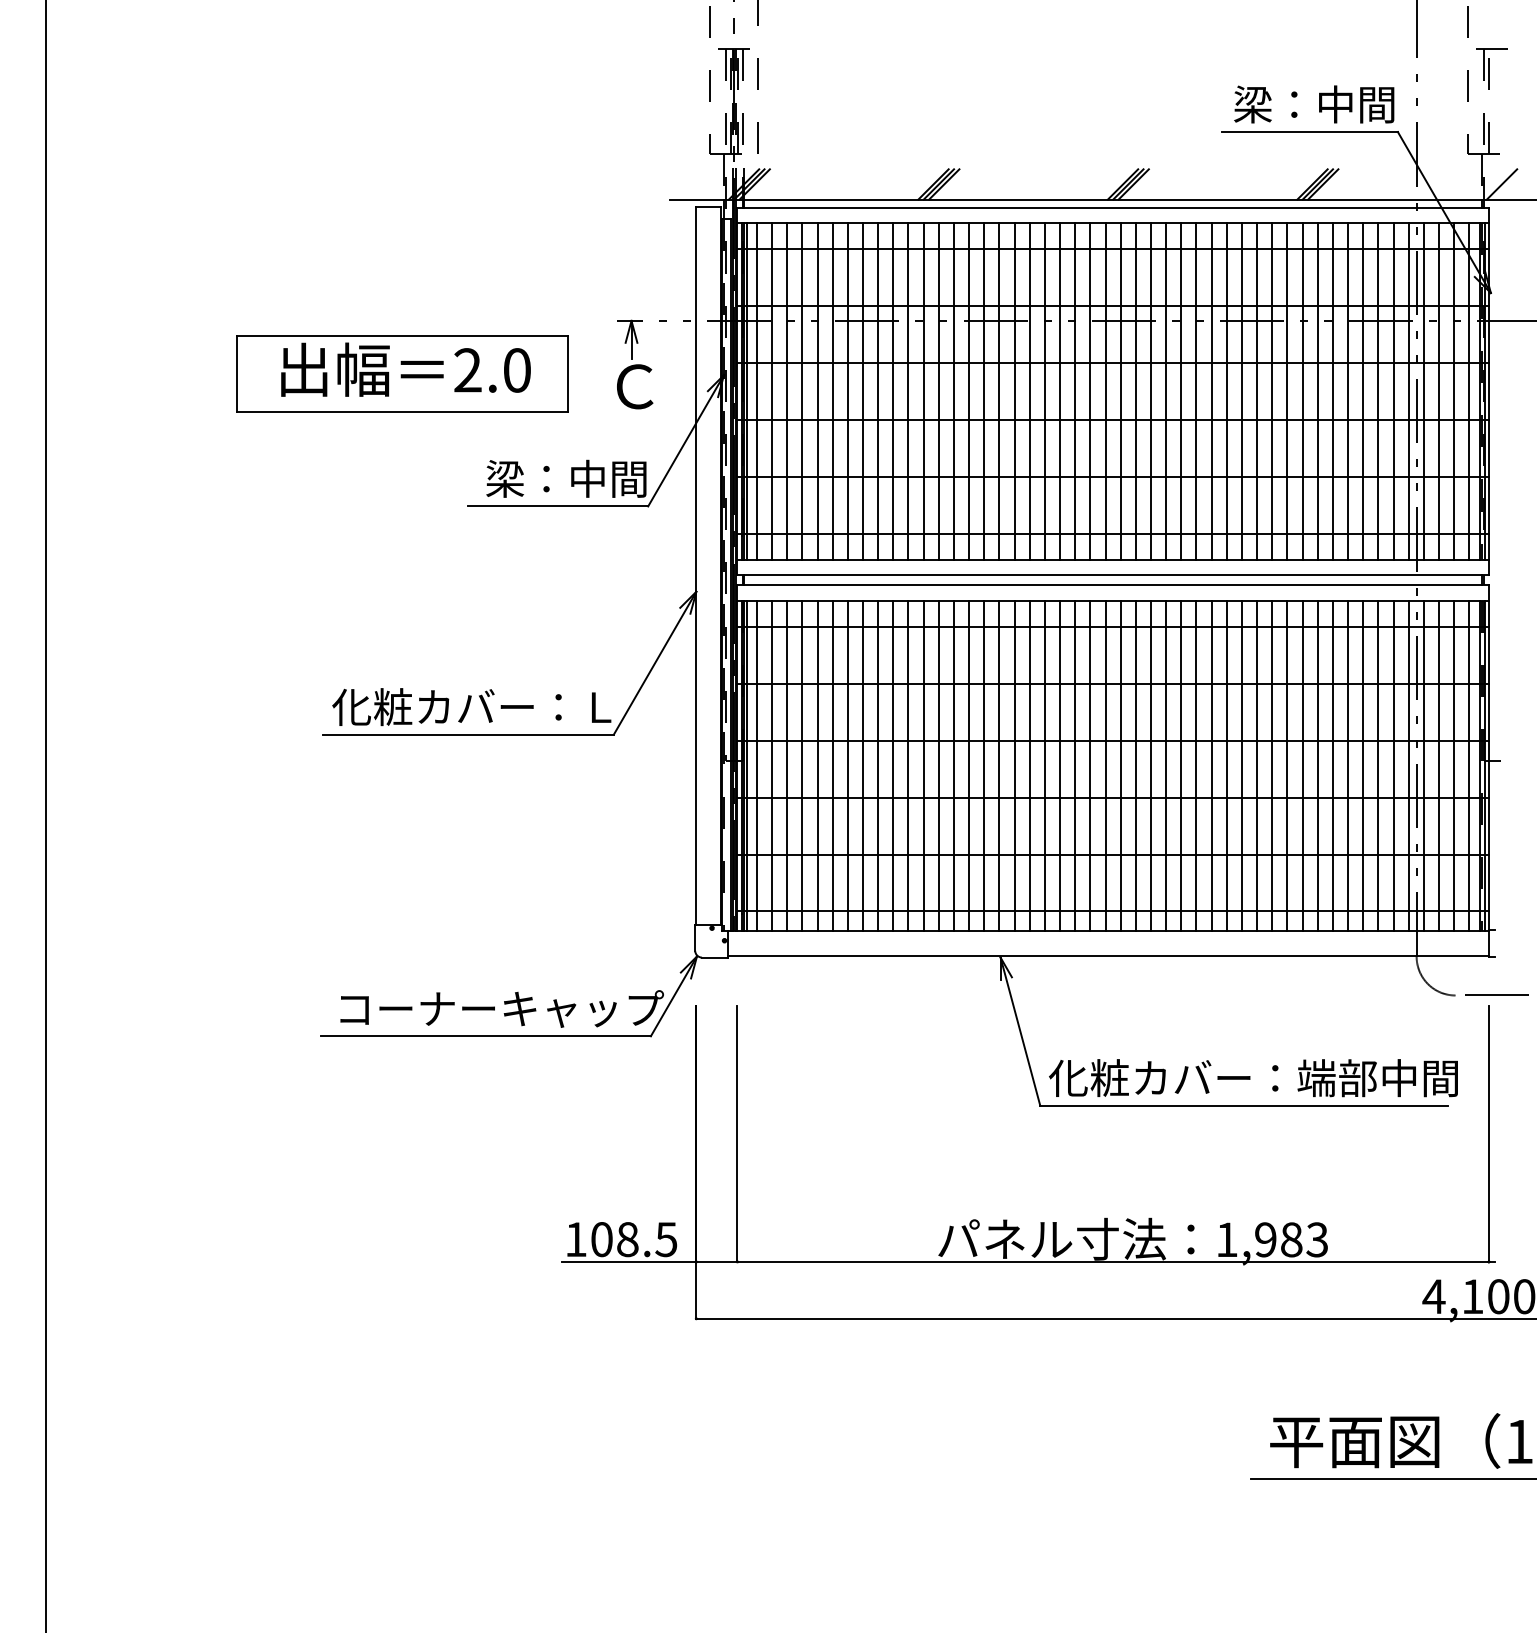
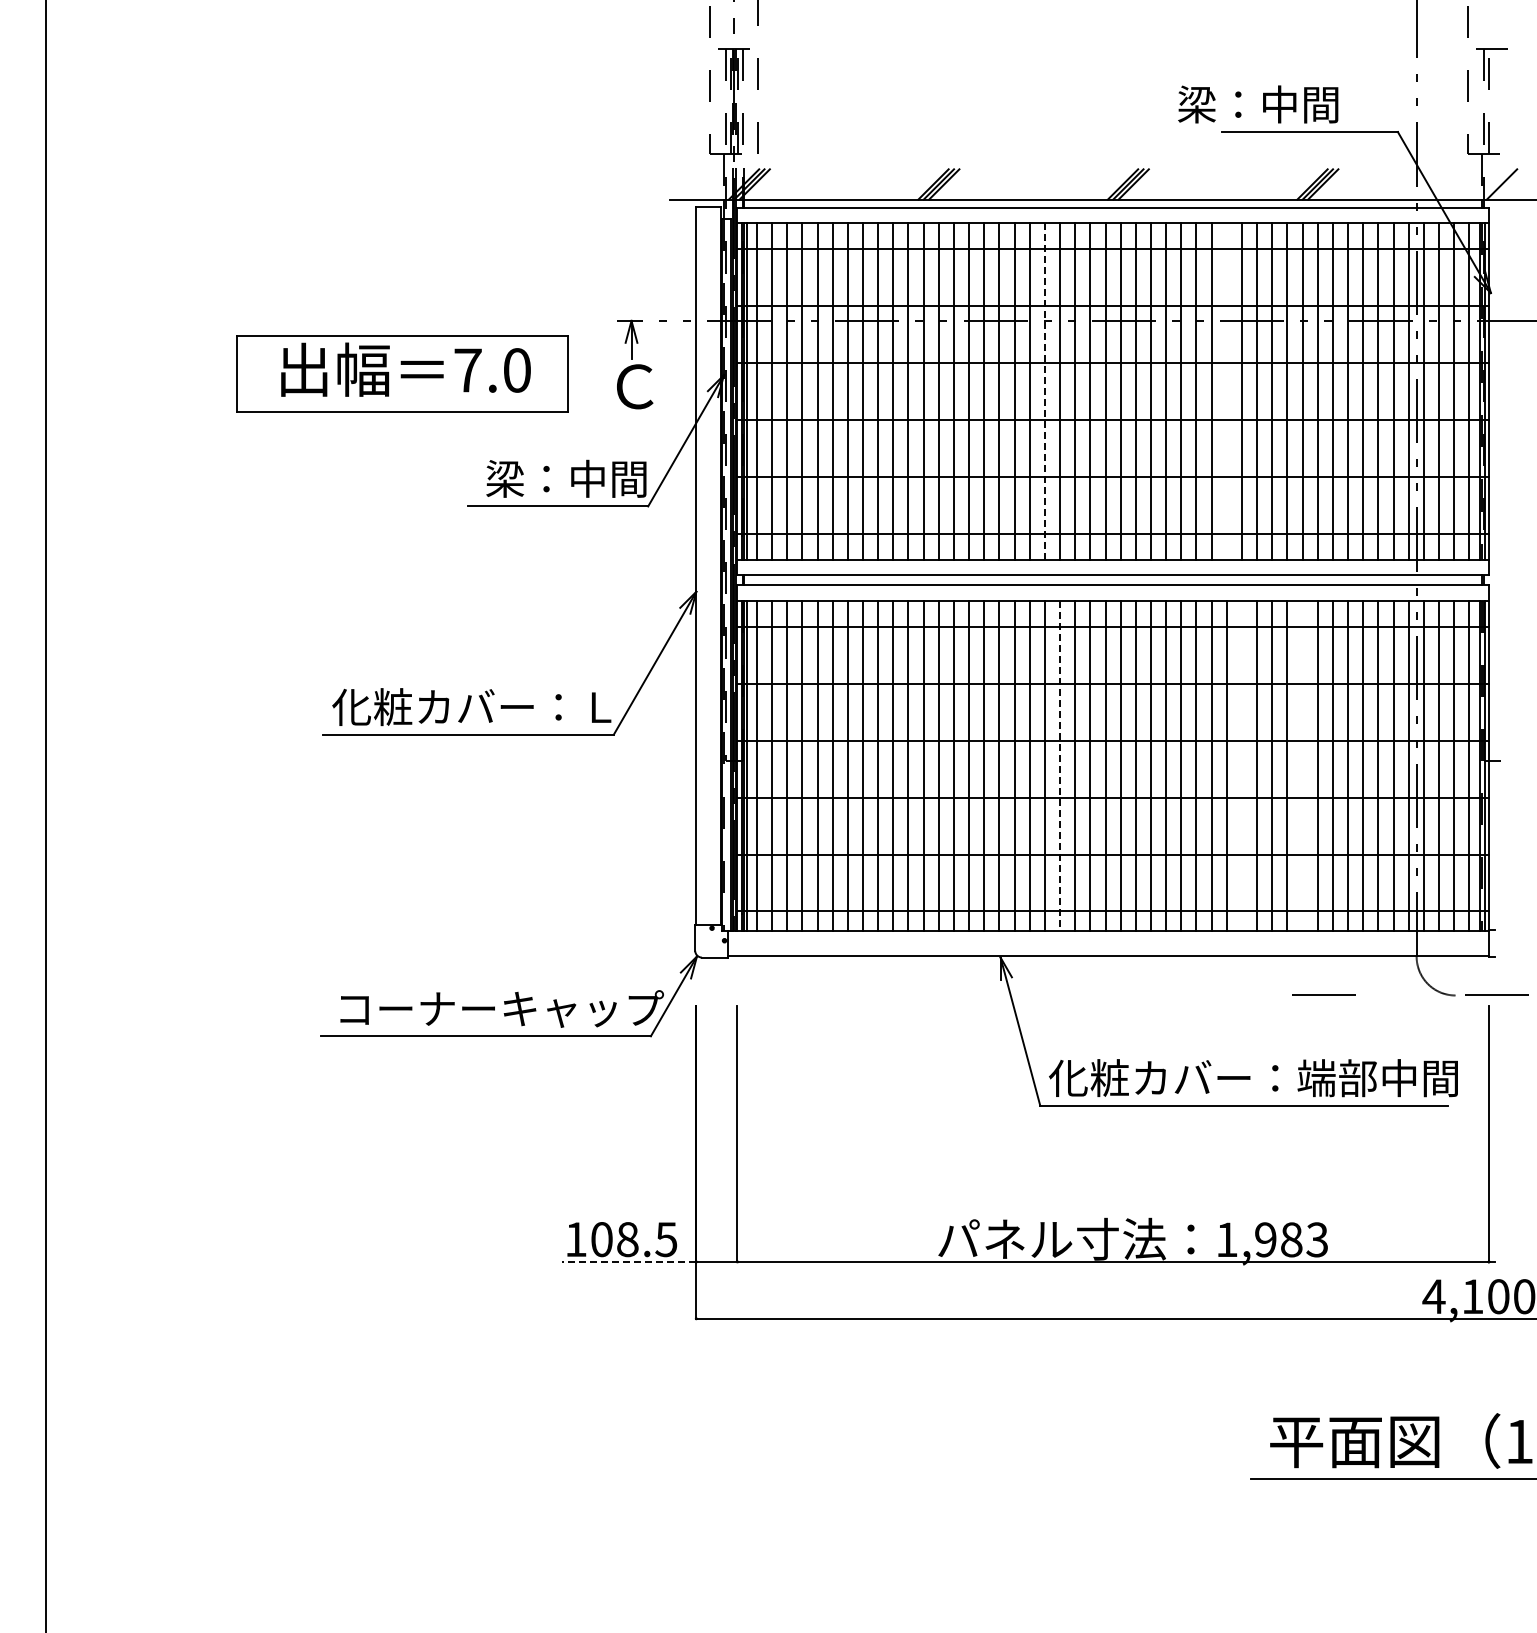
text position: (1314, 104) -> (1258, 104) (1258, 104)
text: 2.0 -> 7.0 (467, 370)
line: solid -> dashed (1044, 391)
line: present -> none (1226, 391)
line: present -> none (1241, 765)
line: present -> none (1302, 765)
line: solid -> dashed (1060, 766)
line: none -> present (1323, 994)
line: solid -> dashed (629, 1261)
